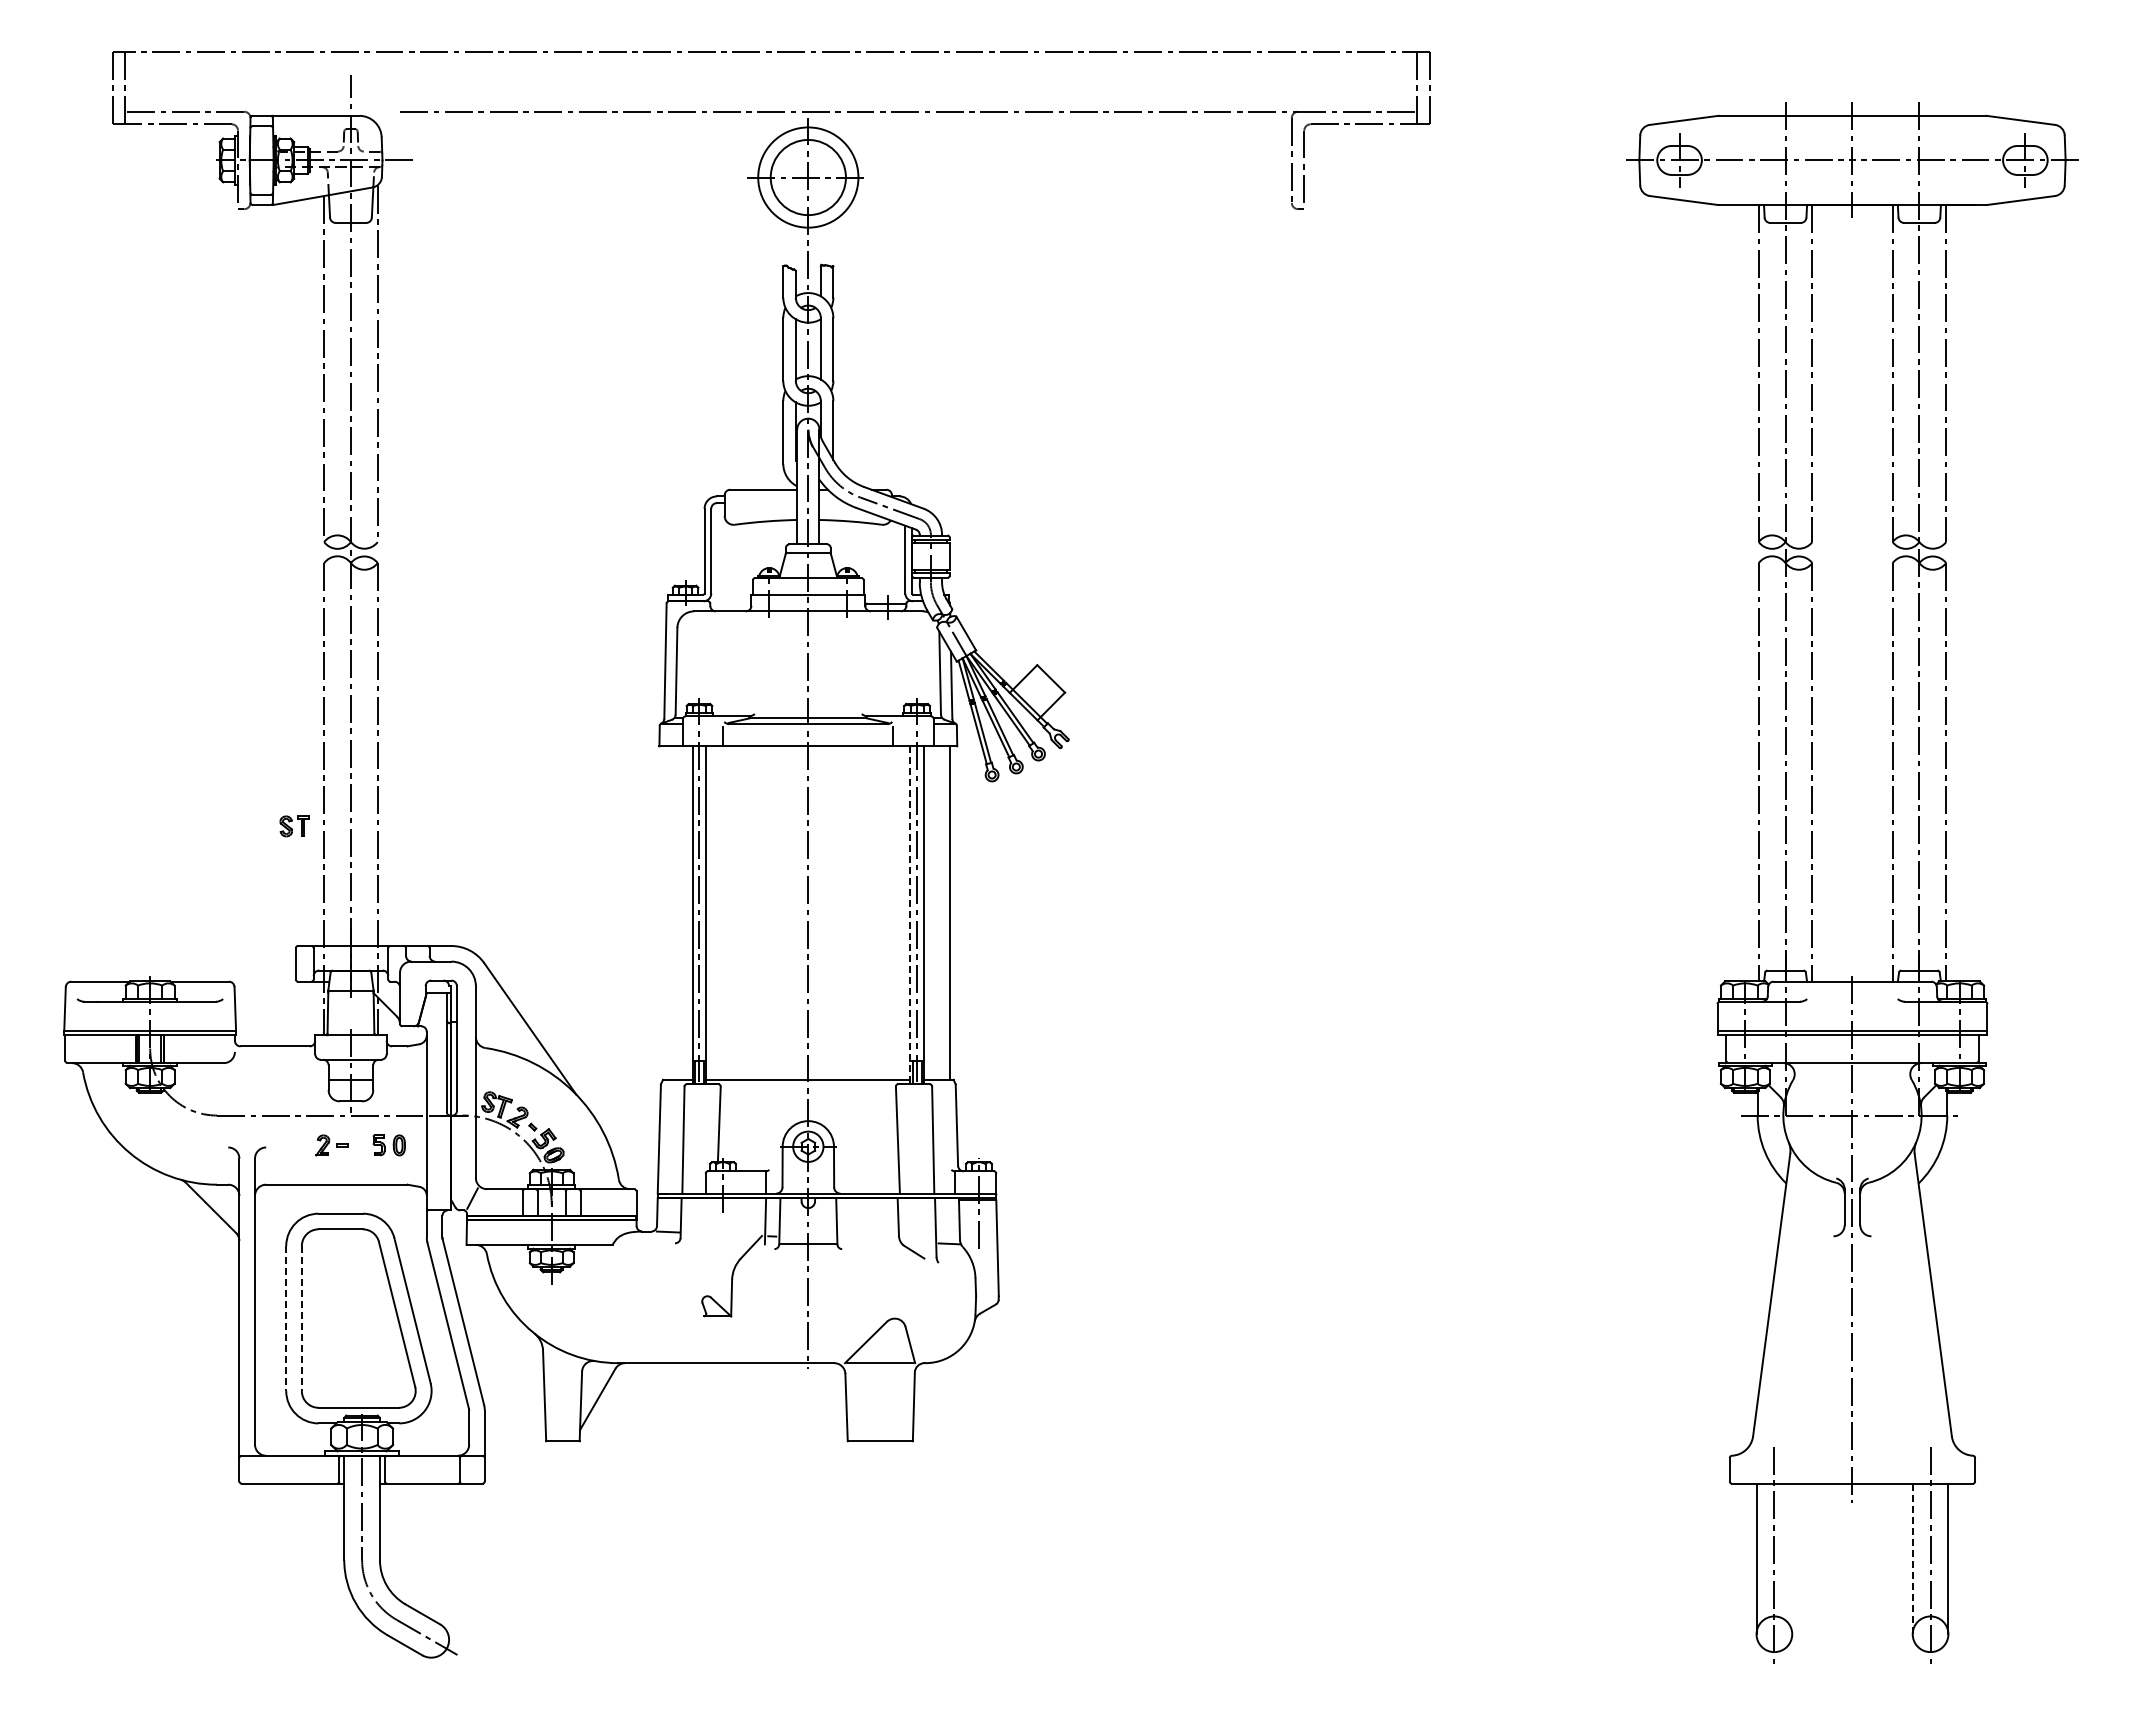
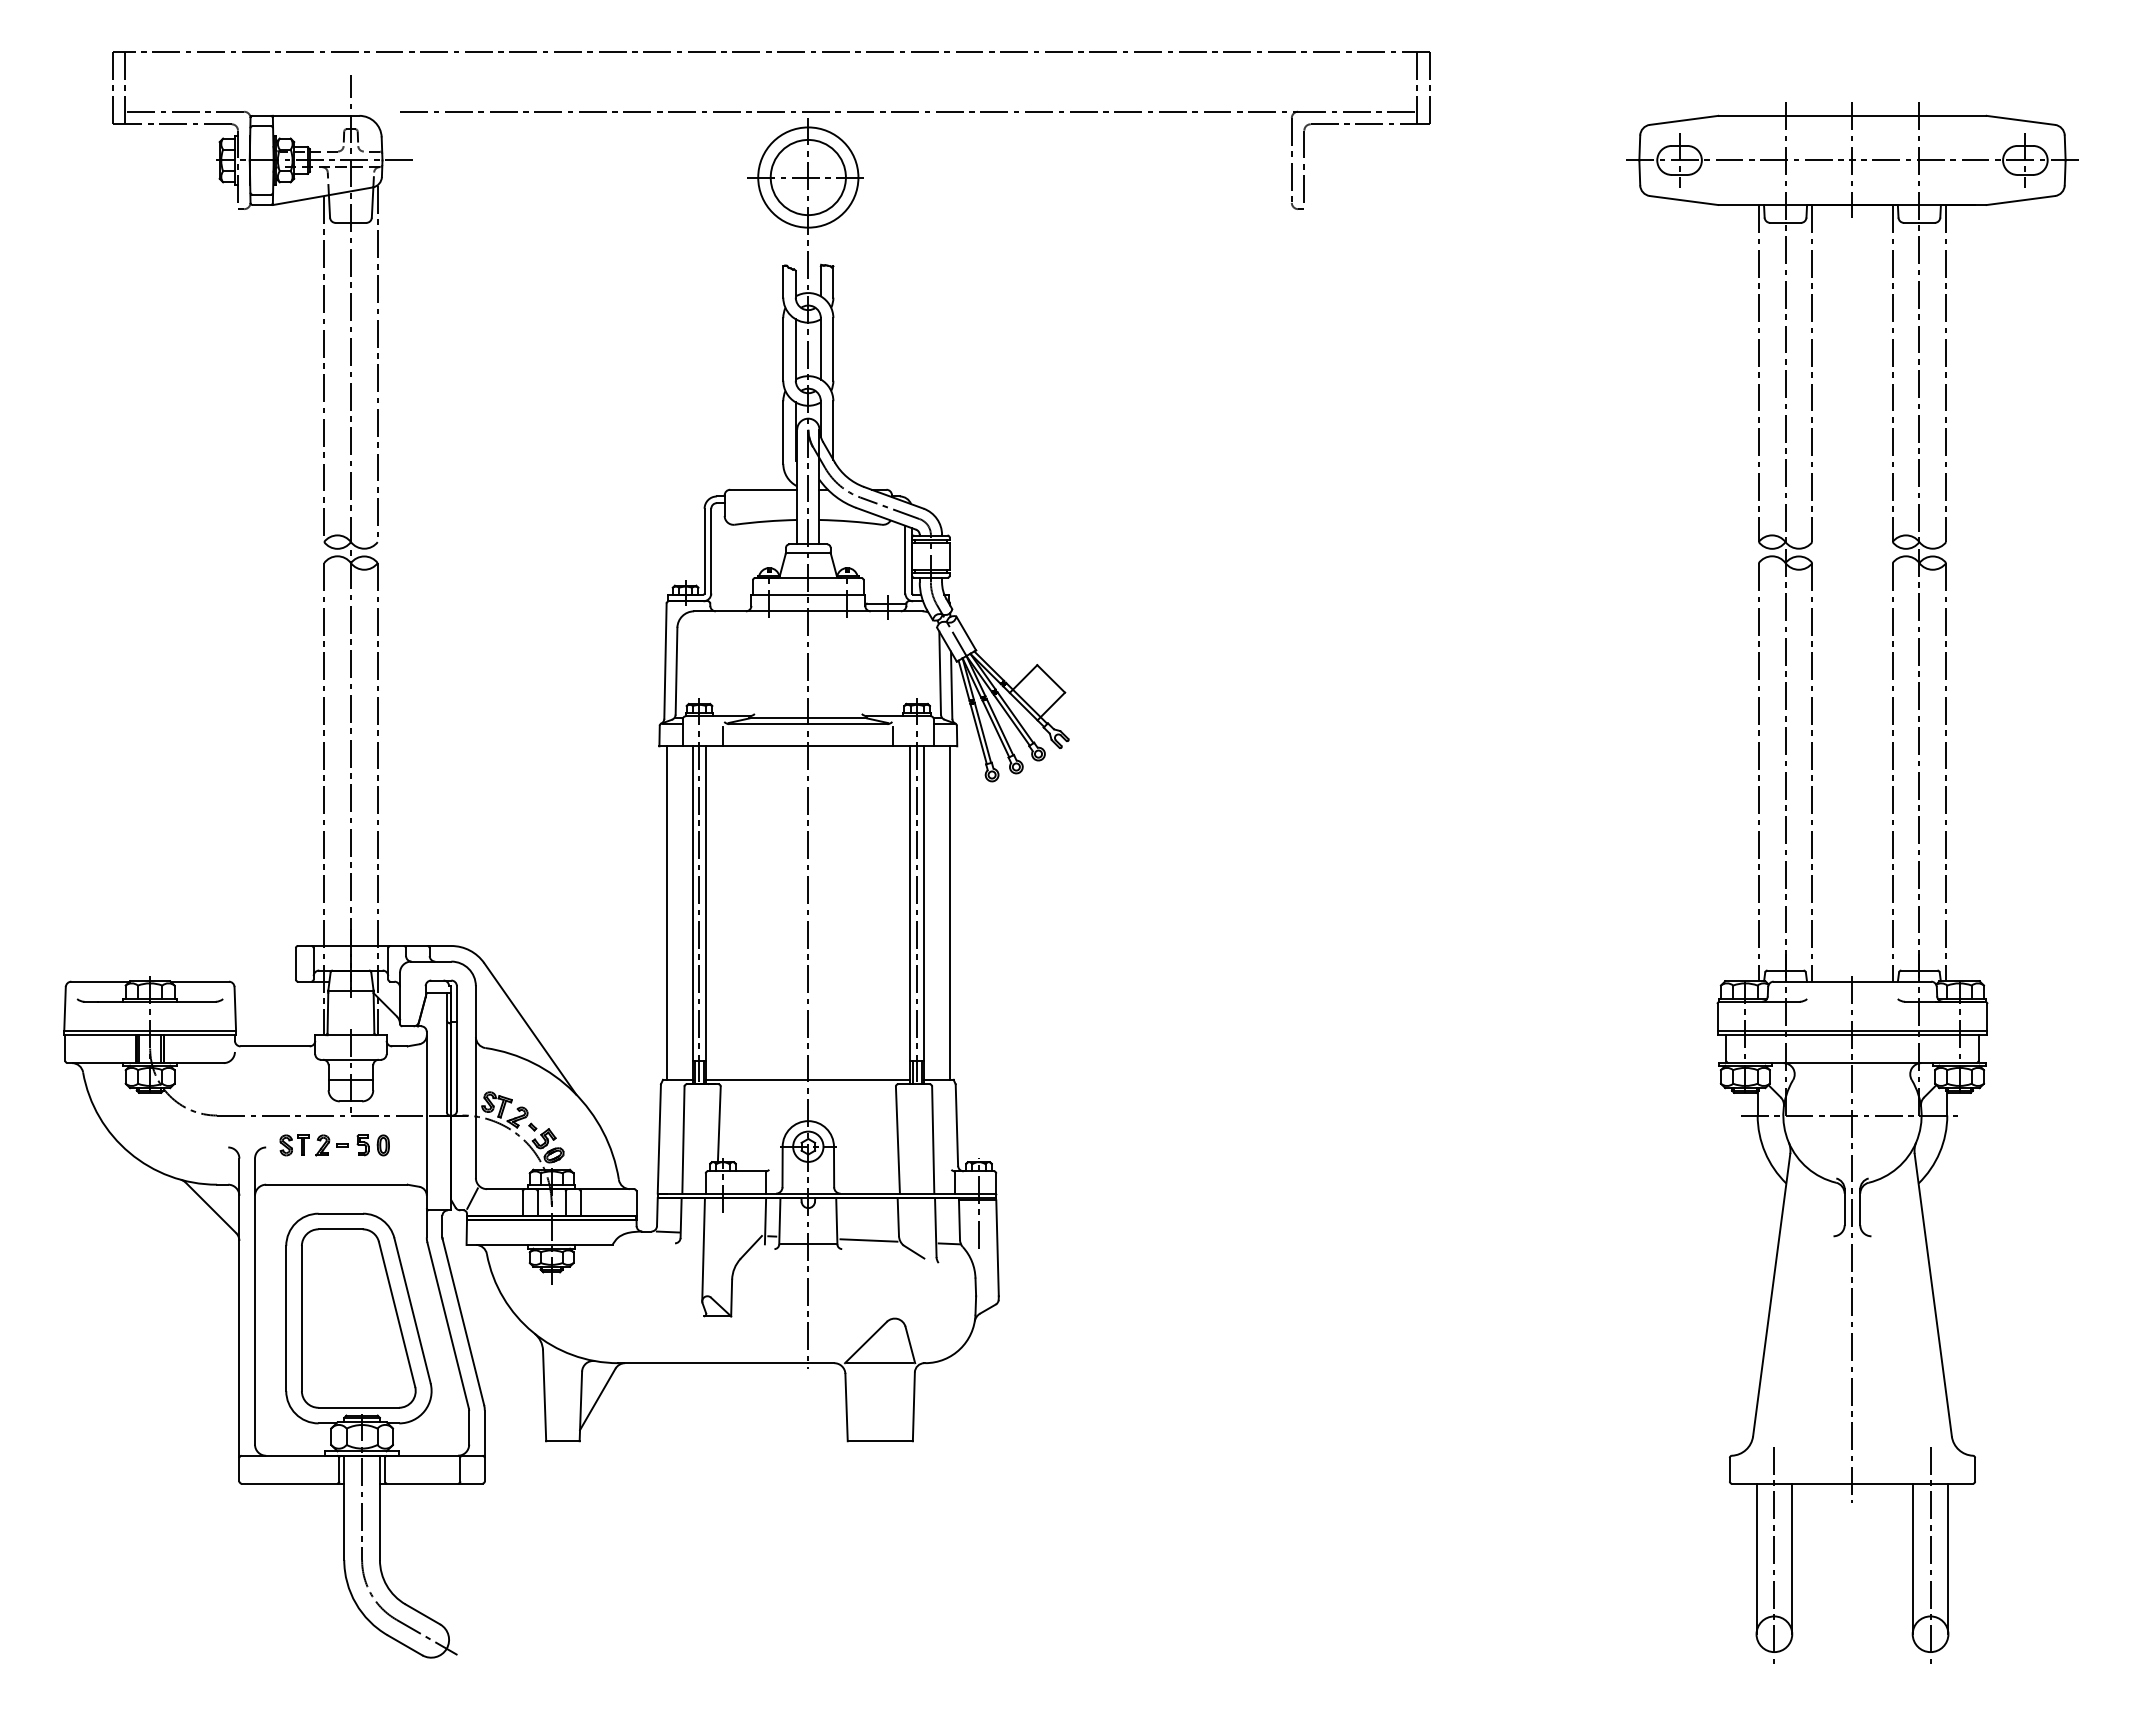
part position: (294, 826) -> (294, 1145) (294, 1145)
line: none -> present (666, 912)
line: dashed -> solid (910, 915)
part position: (388, 1145) -> (372, 1145) (372, 1145)
line: none -> present (868, 1240)
line: none -> present (703, 1249)
line: dashed -> solid (286, 1318)
line: dashed -> solid (301, 1318)
line: none -> present (1792, 1558)
line: dashed -> solid (1912, 1559)
